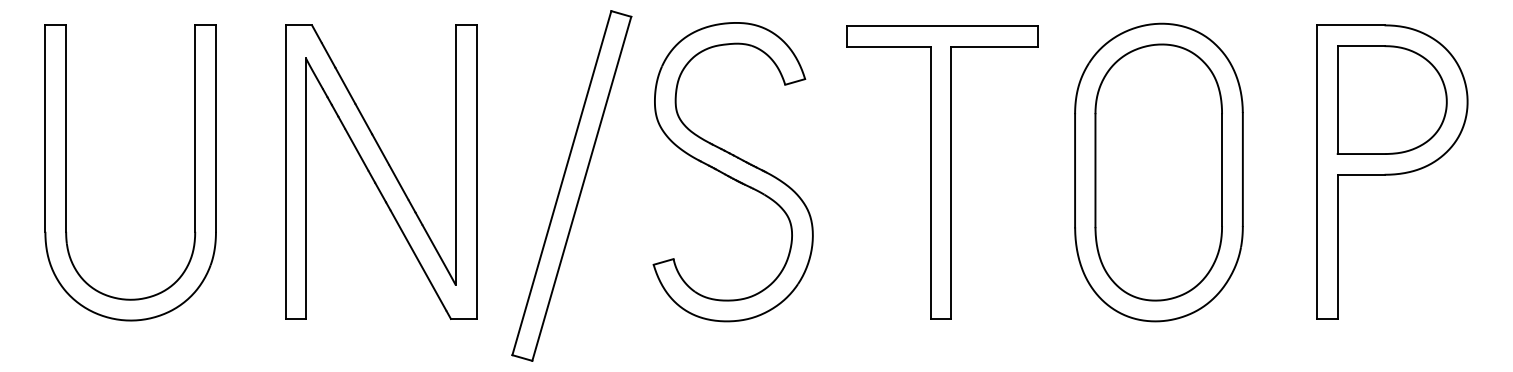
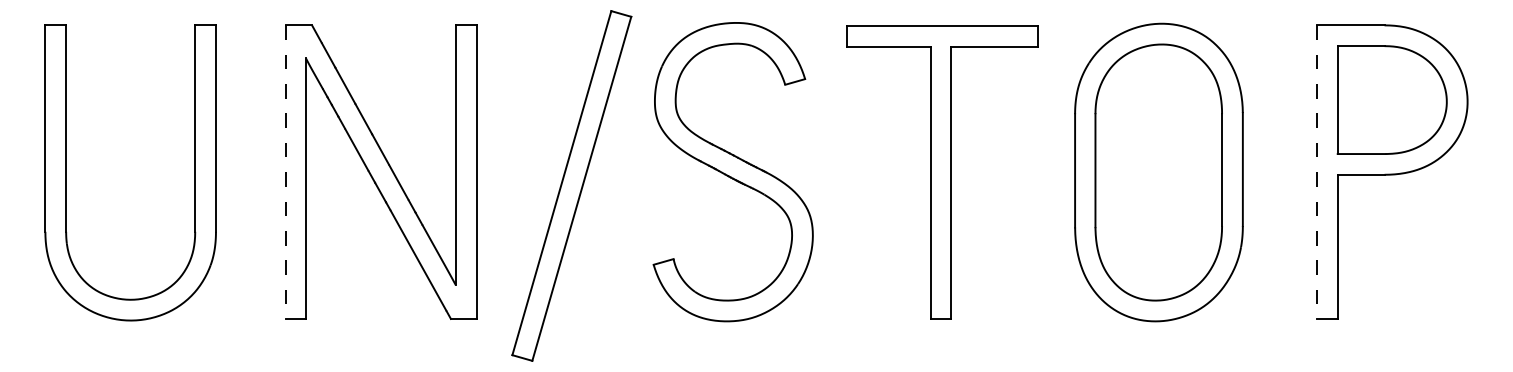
line: solid -> dashed (285, 172)
line: solid -> dashed (1316, 172)
